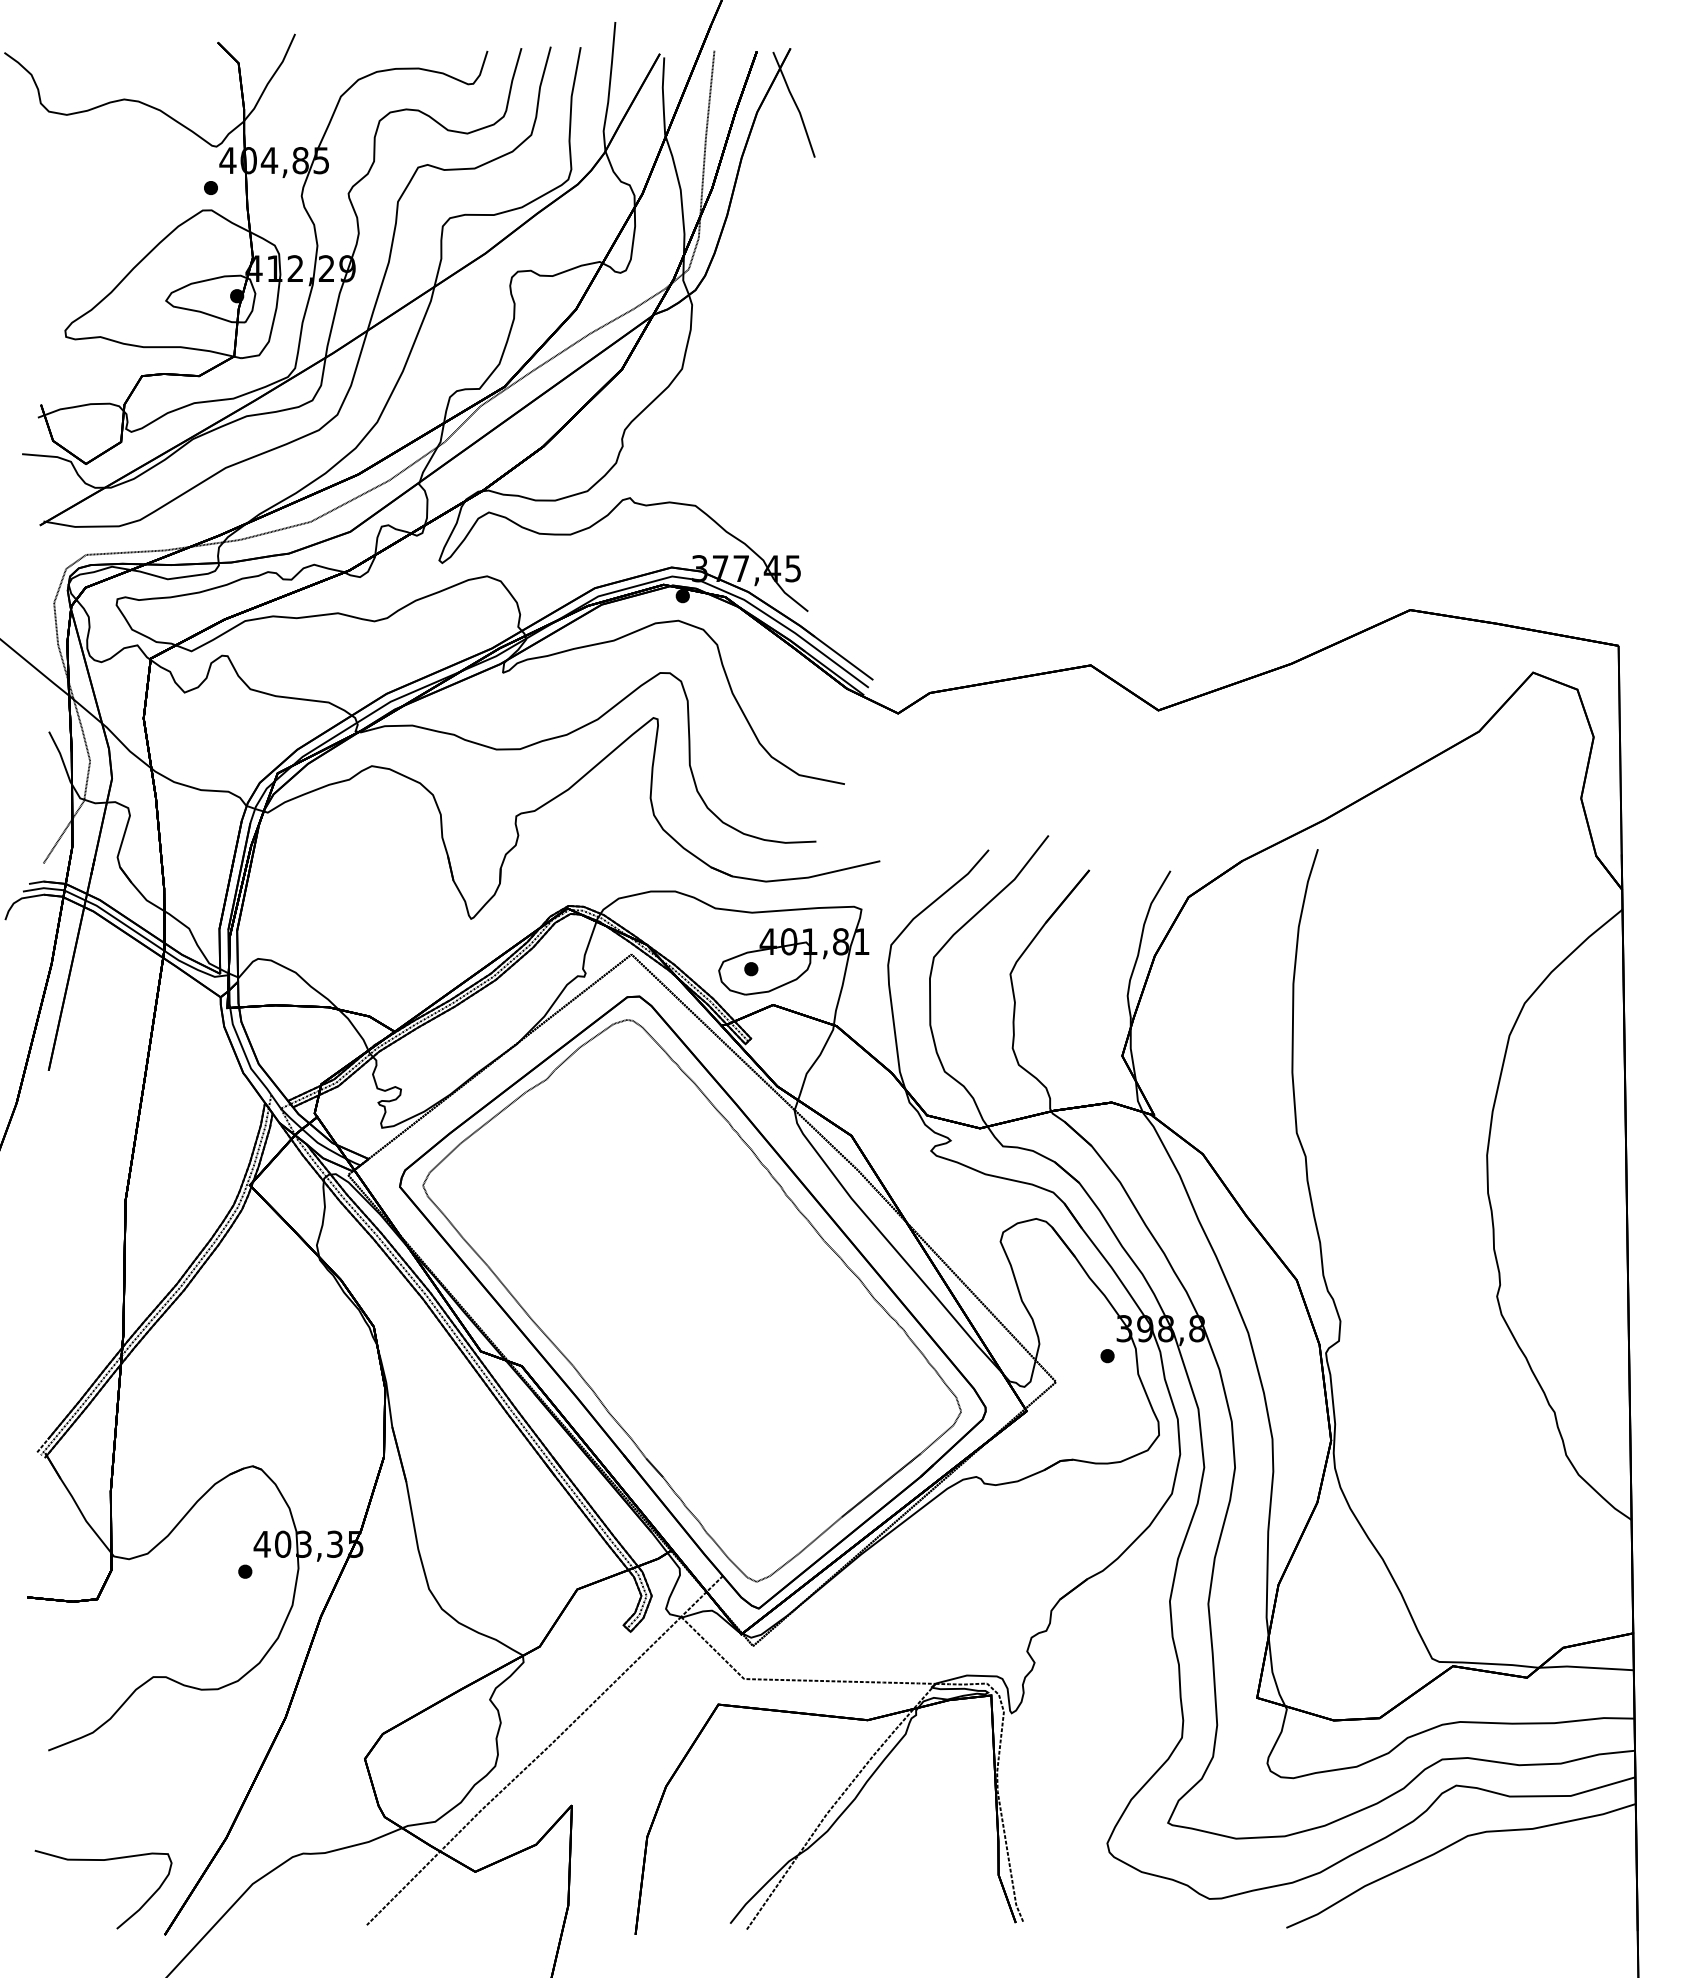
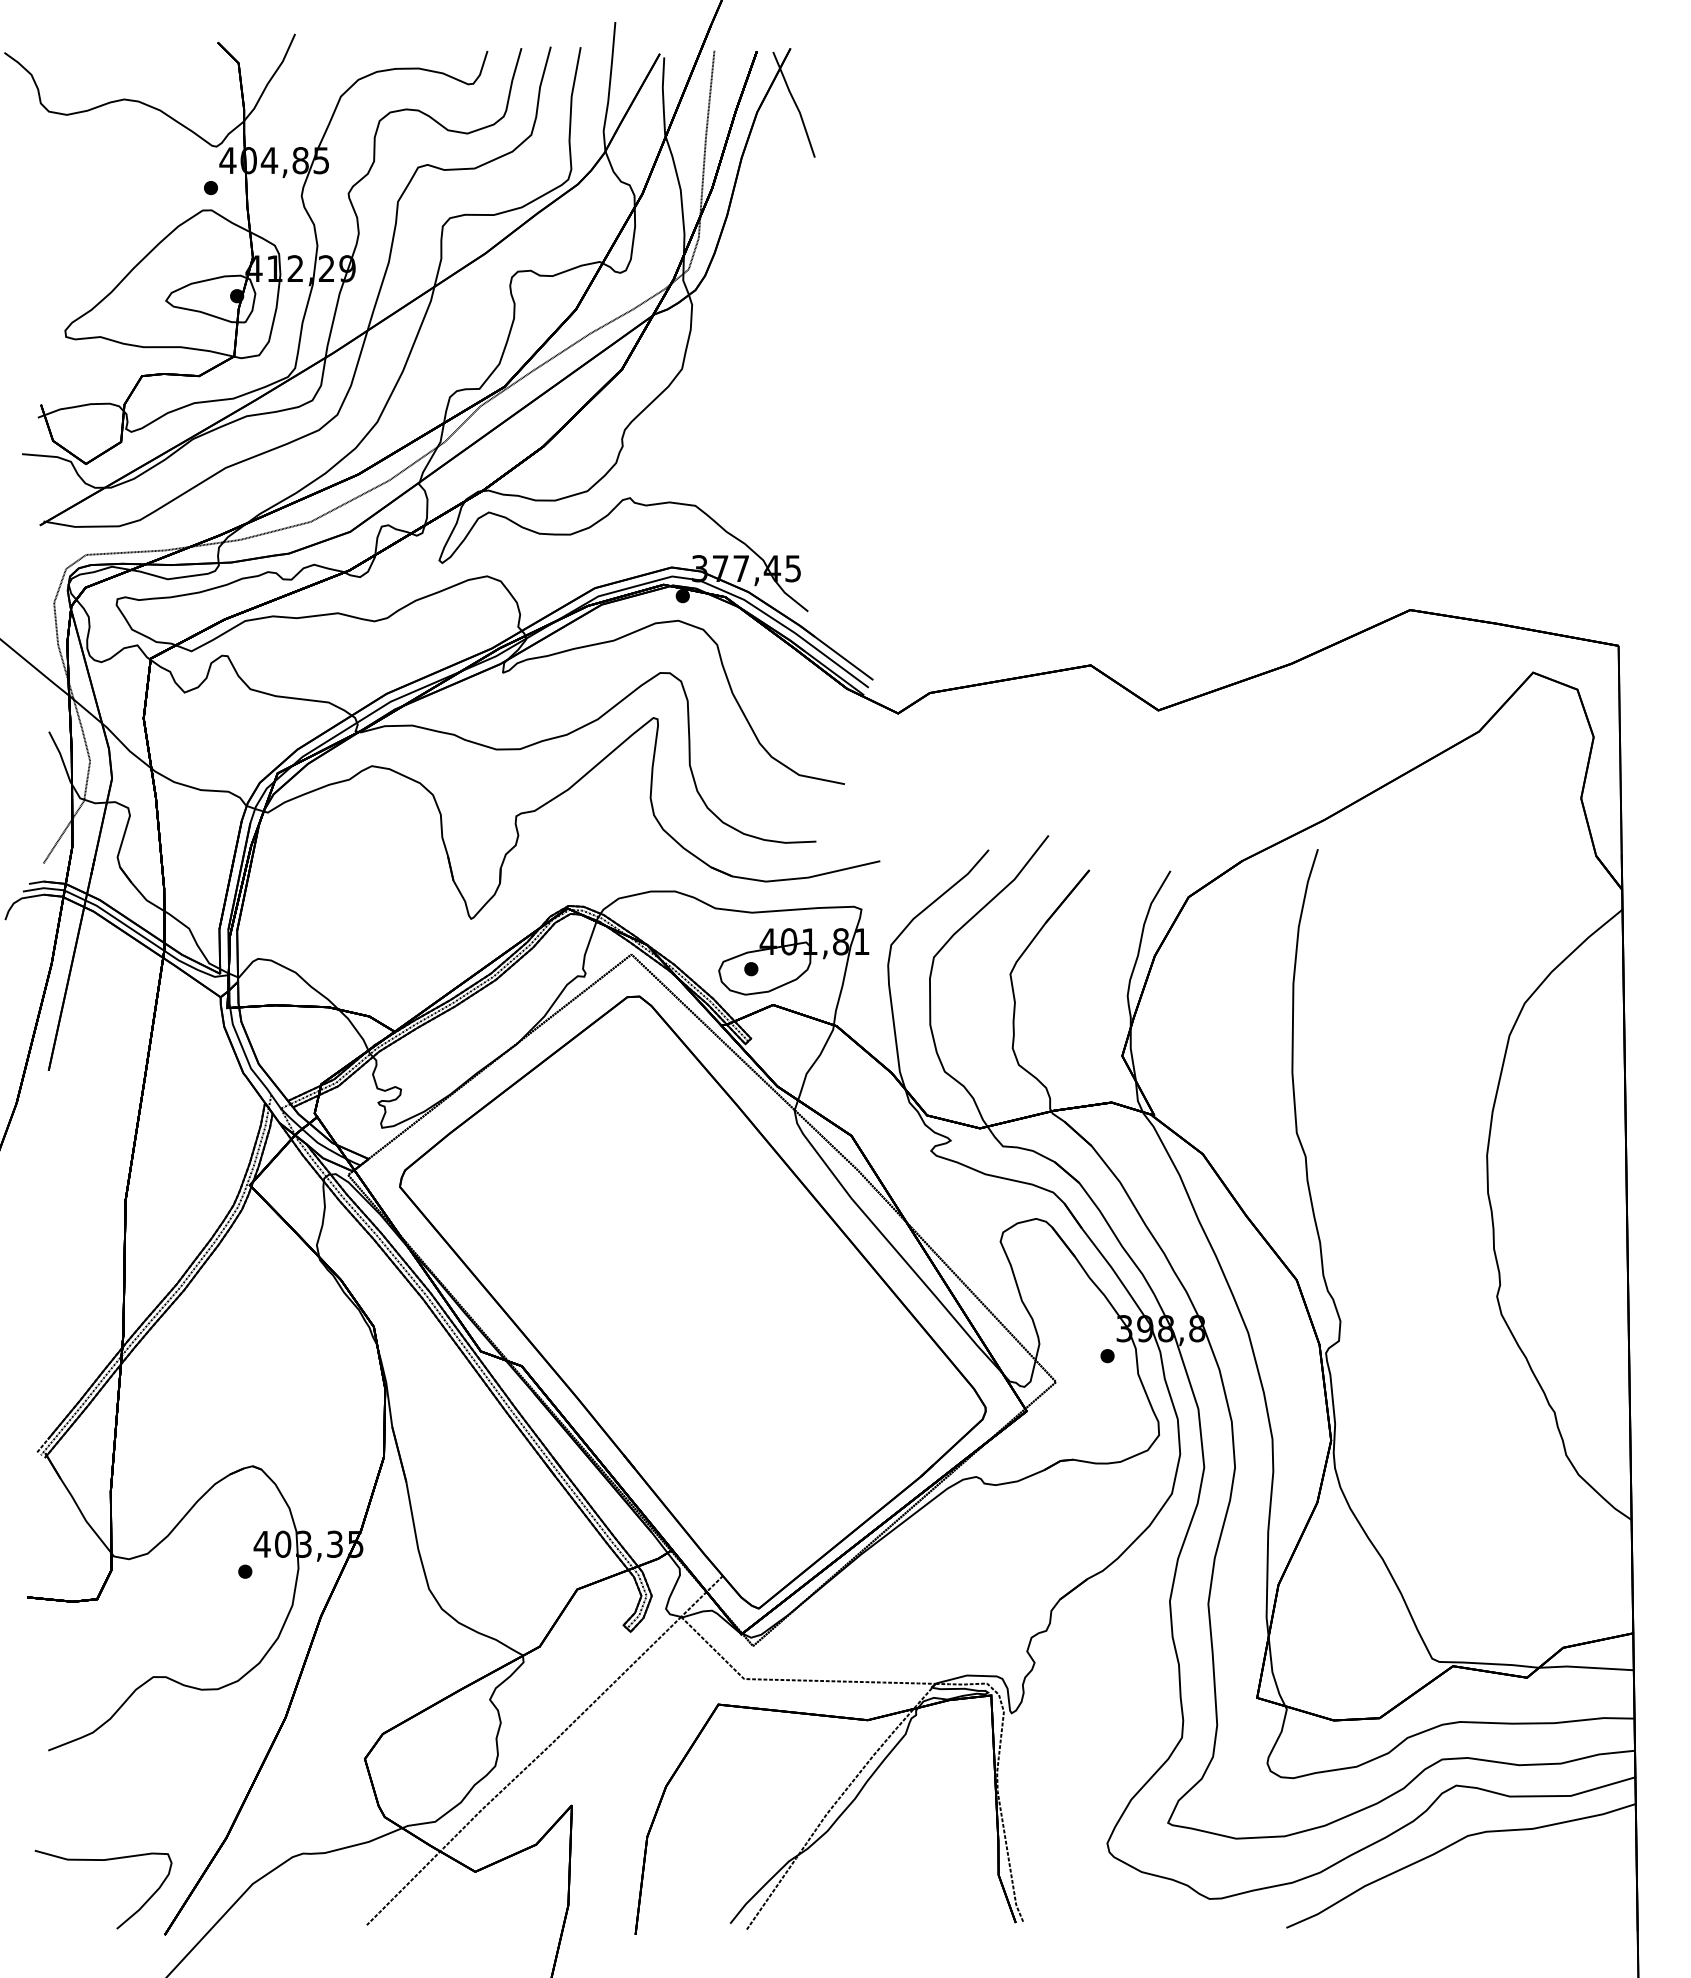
part: present -> none (691, 1300)
